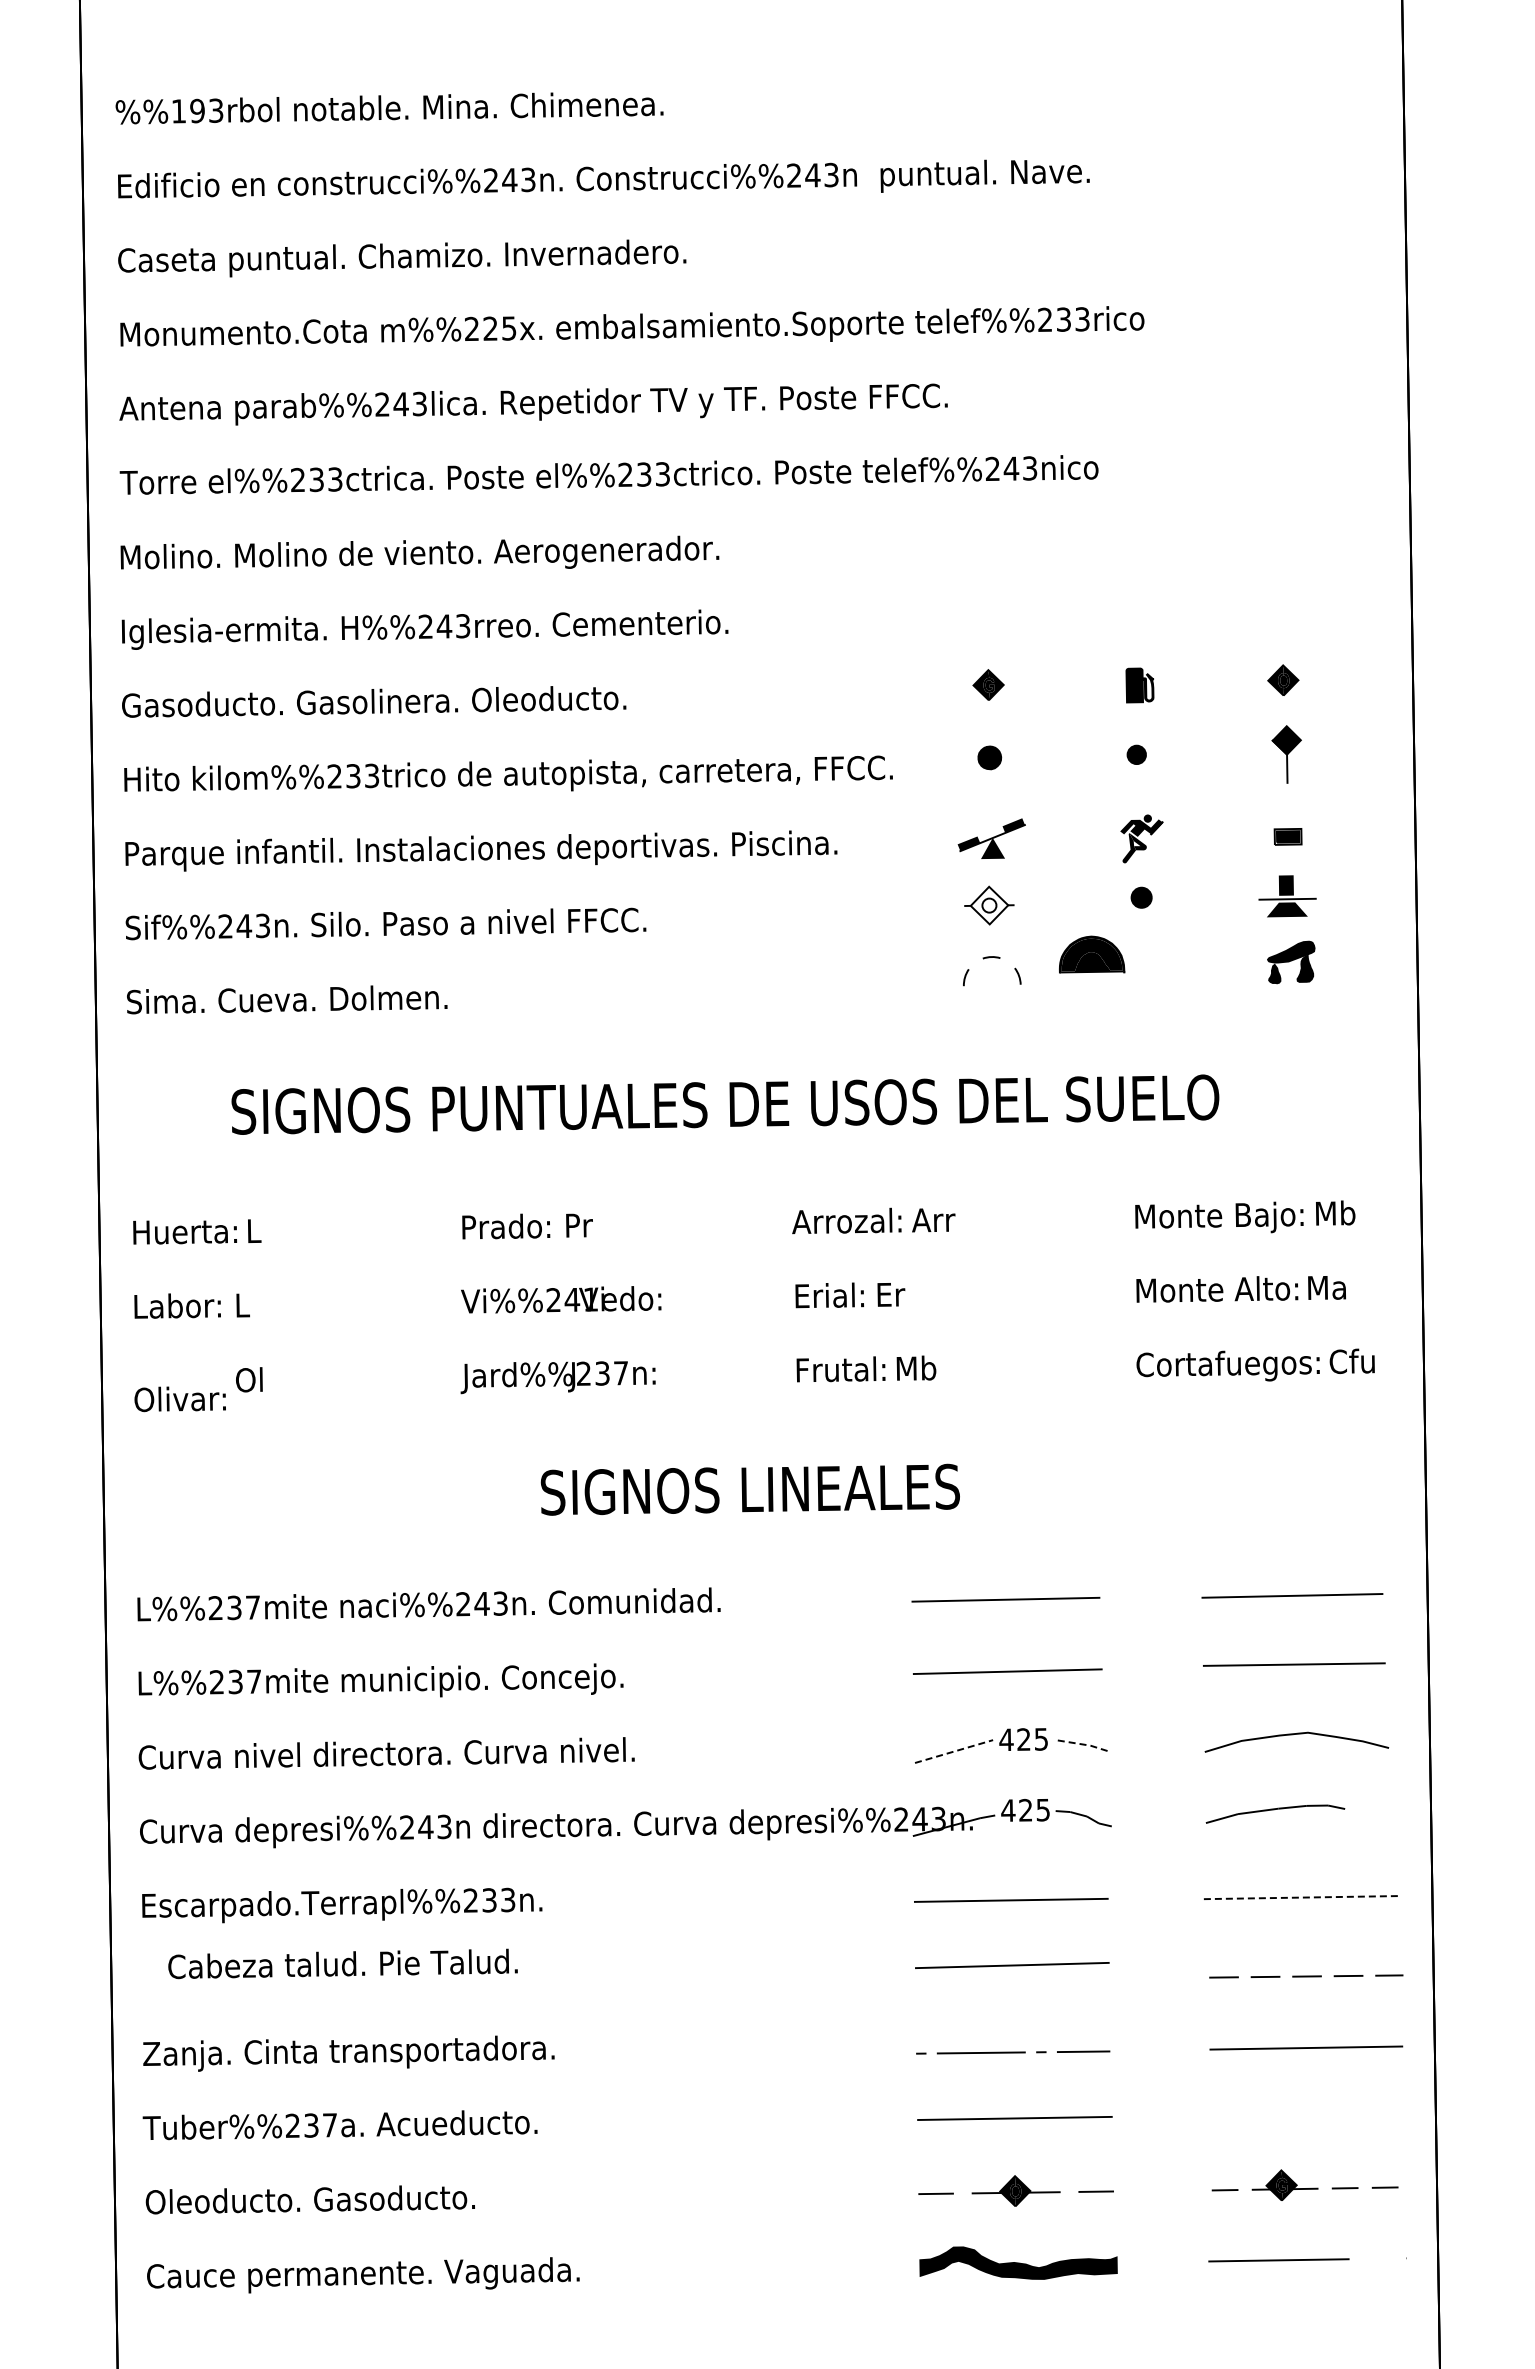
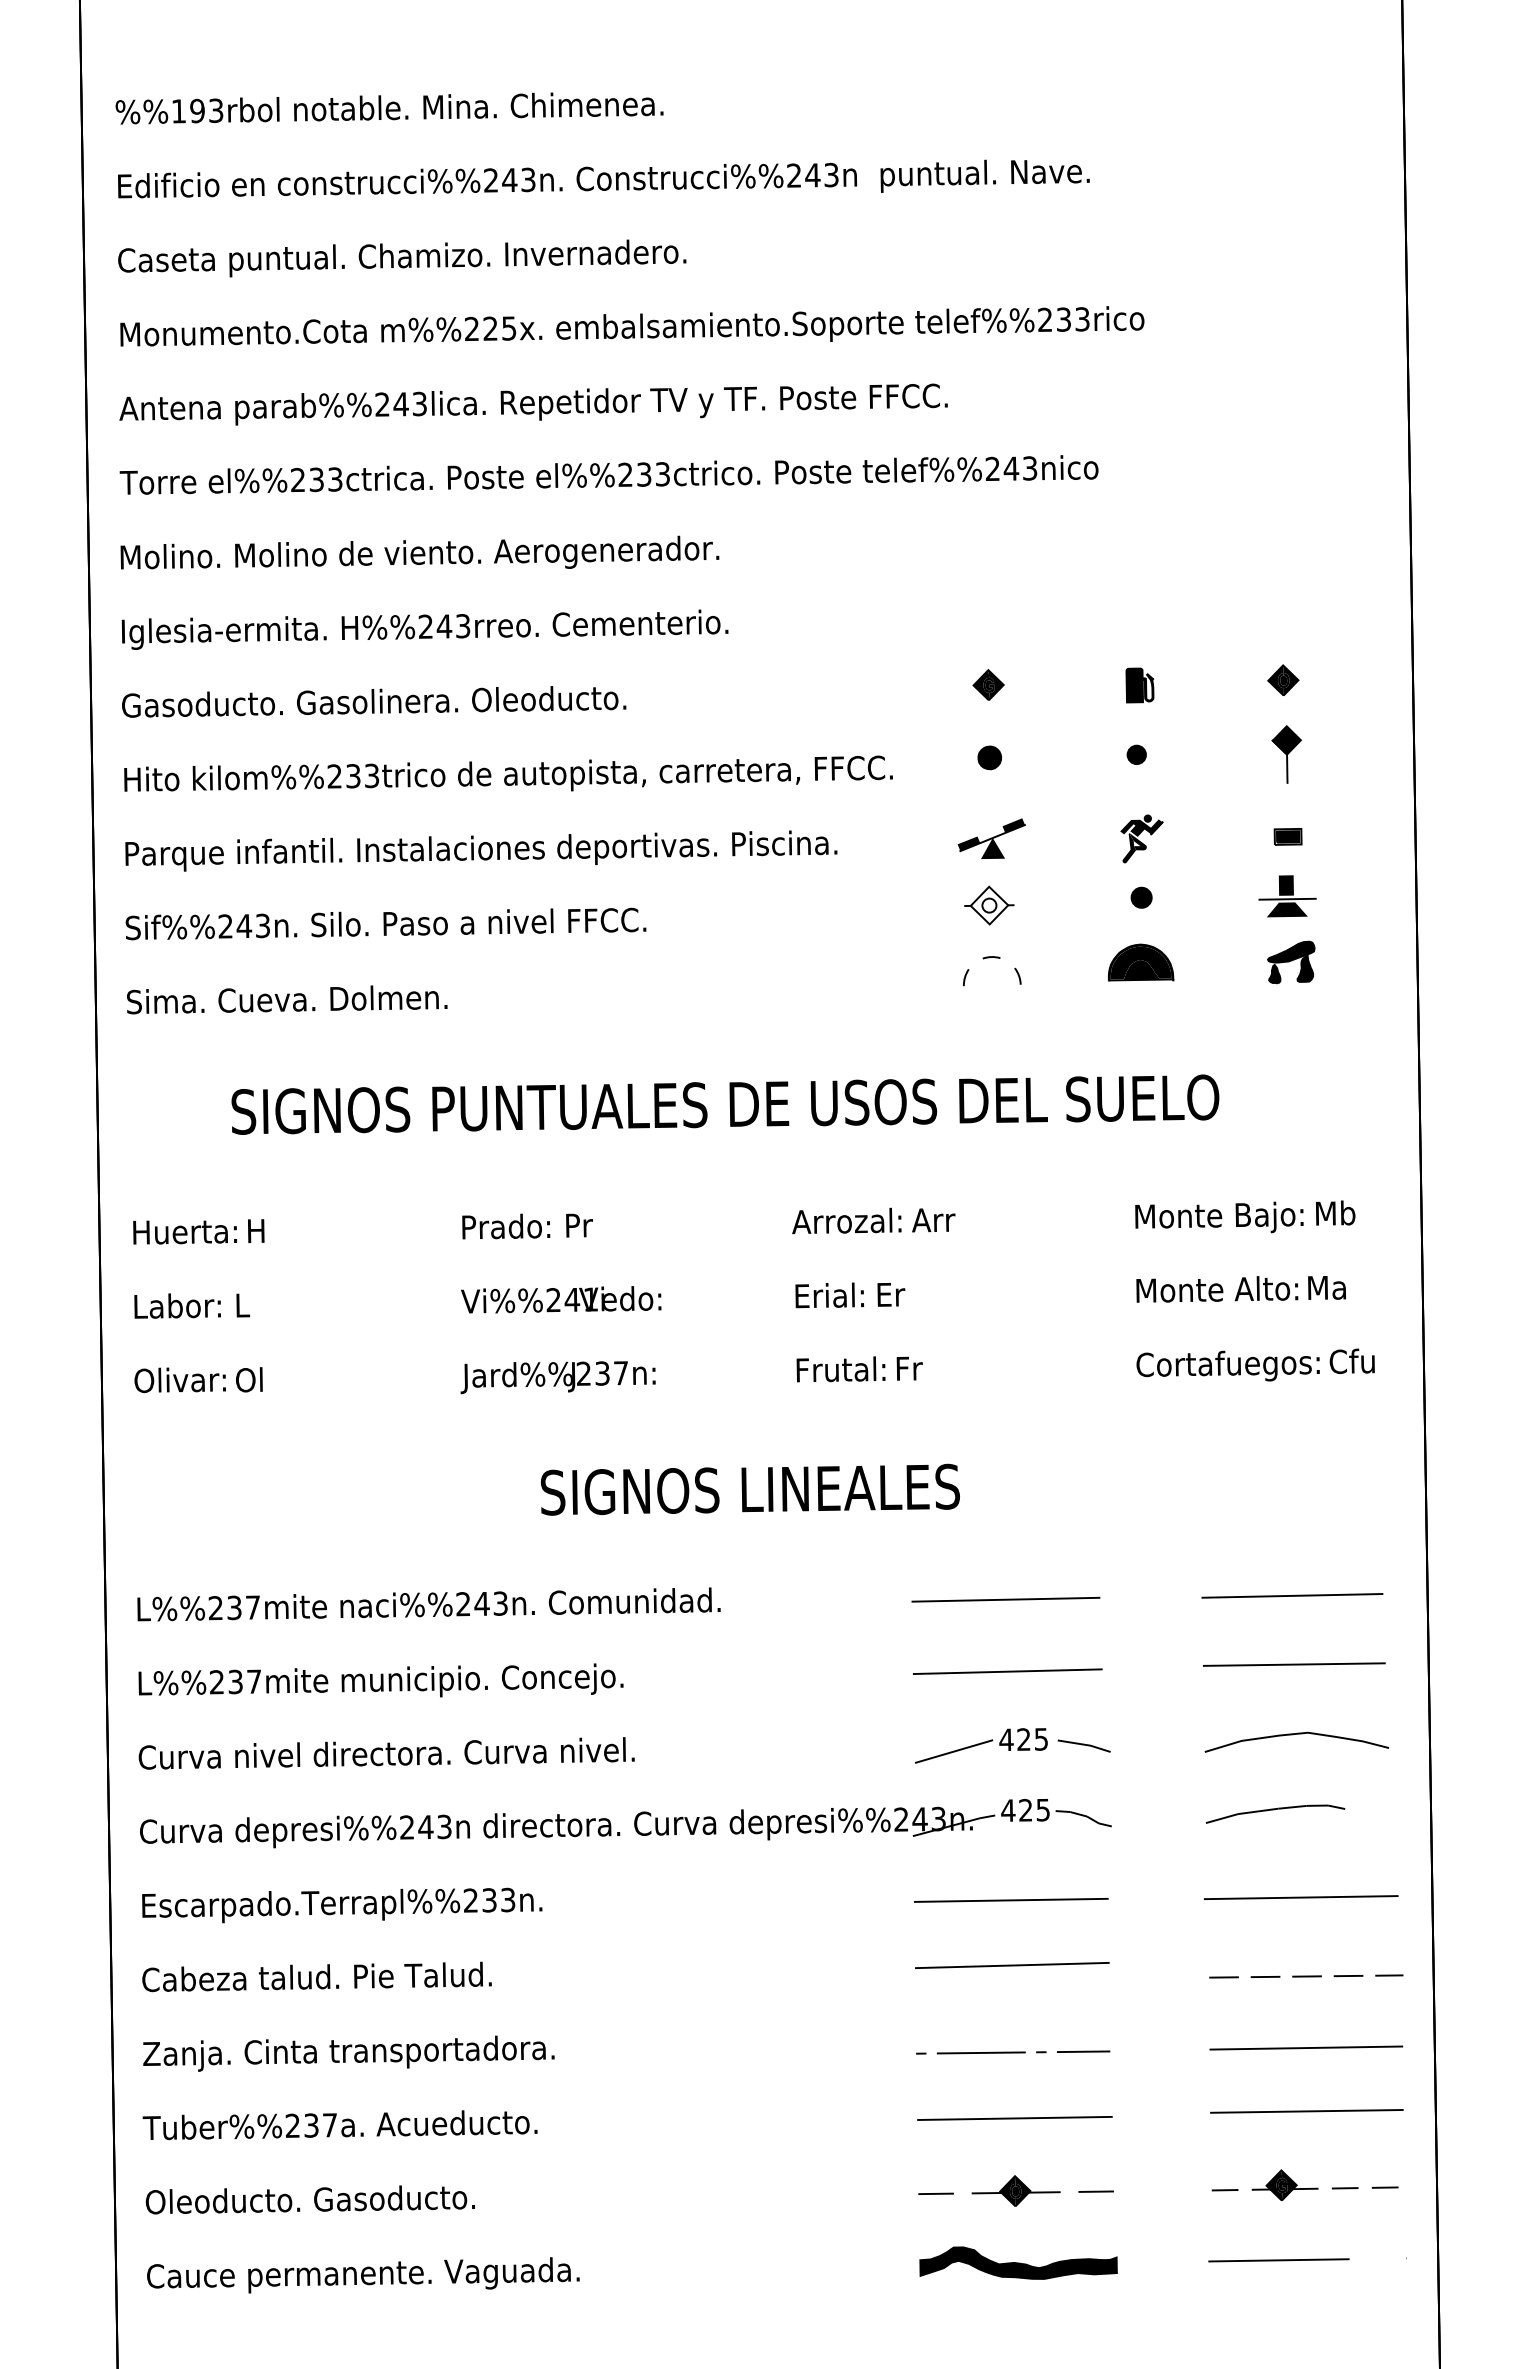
part position: (1092, 954) -> (1141, 962) (1141, 962)
text: L -> H (257, 1230)
text: Mb -> Fr (917, 1367)
text position: (179, 1399) -> (179, 1380) (179, 1380)
line: dashed -> solid (1084, 1744)
line: dashed -> solid (954, 1751)
line: dashed -> solid (1301, 1897)
text position: (342, 1963) -> (316, 1976) (316, 1976)
line: none -> present (1306, 2111)
